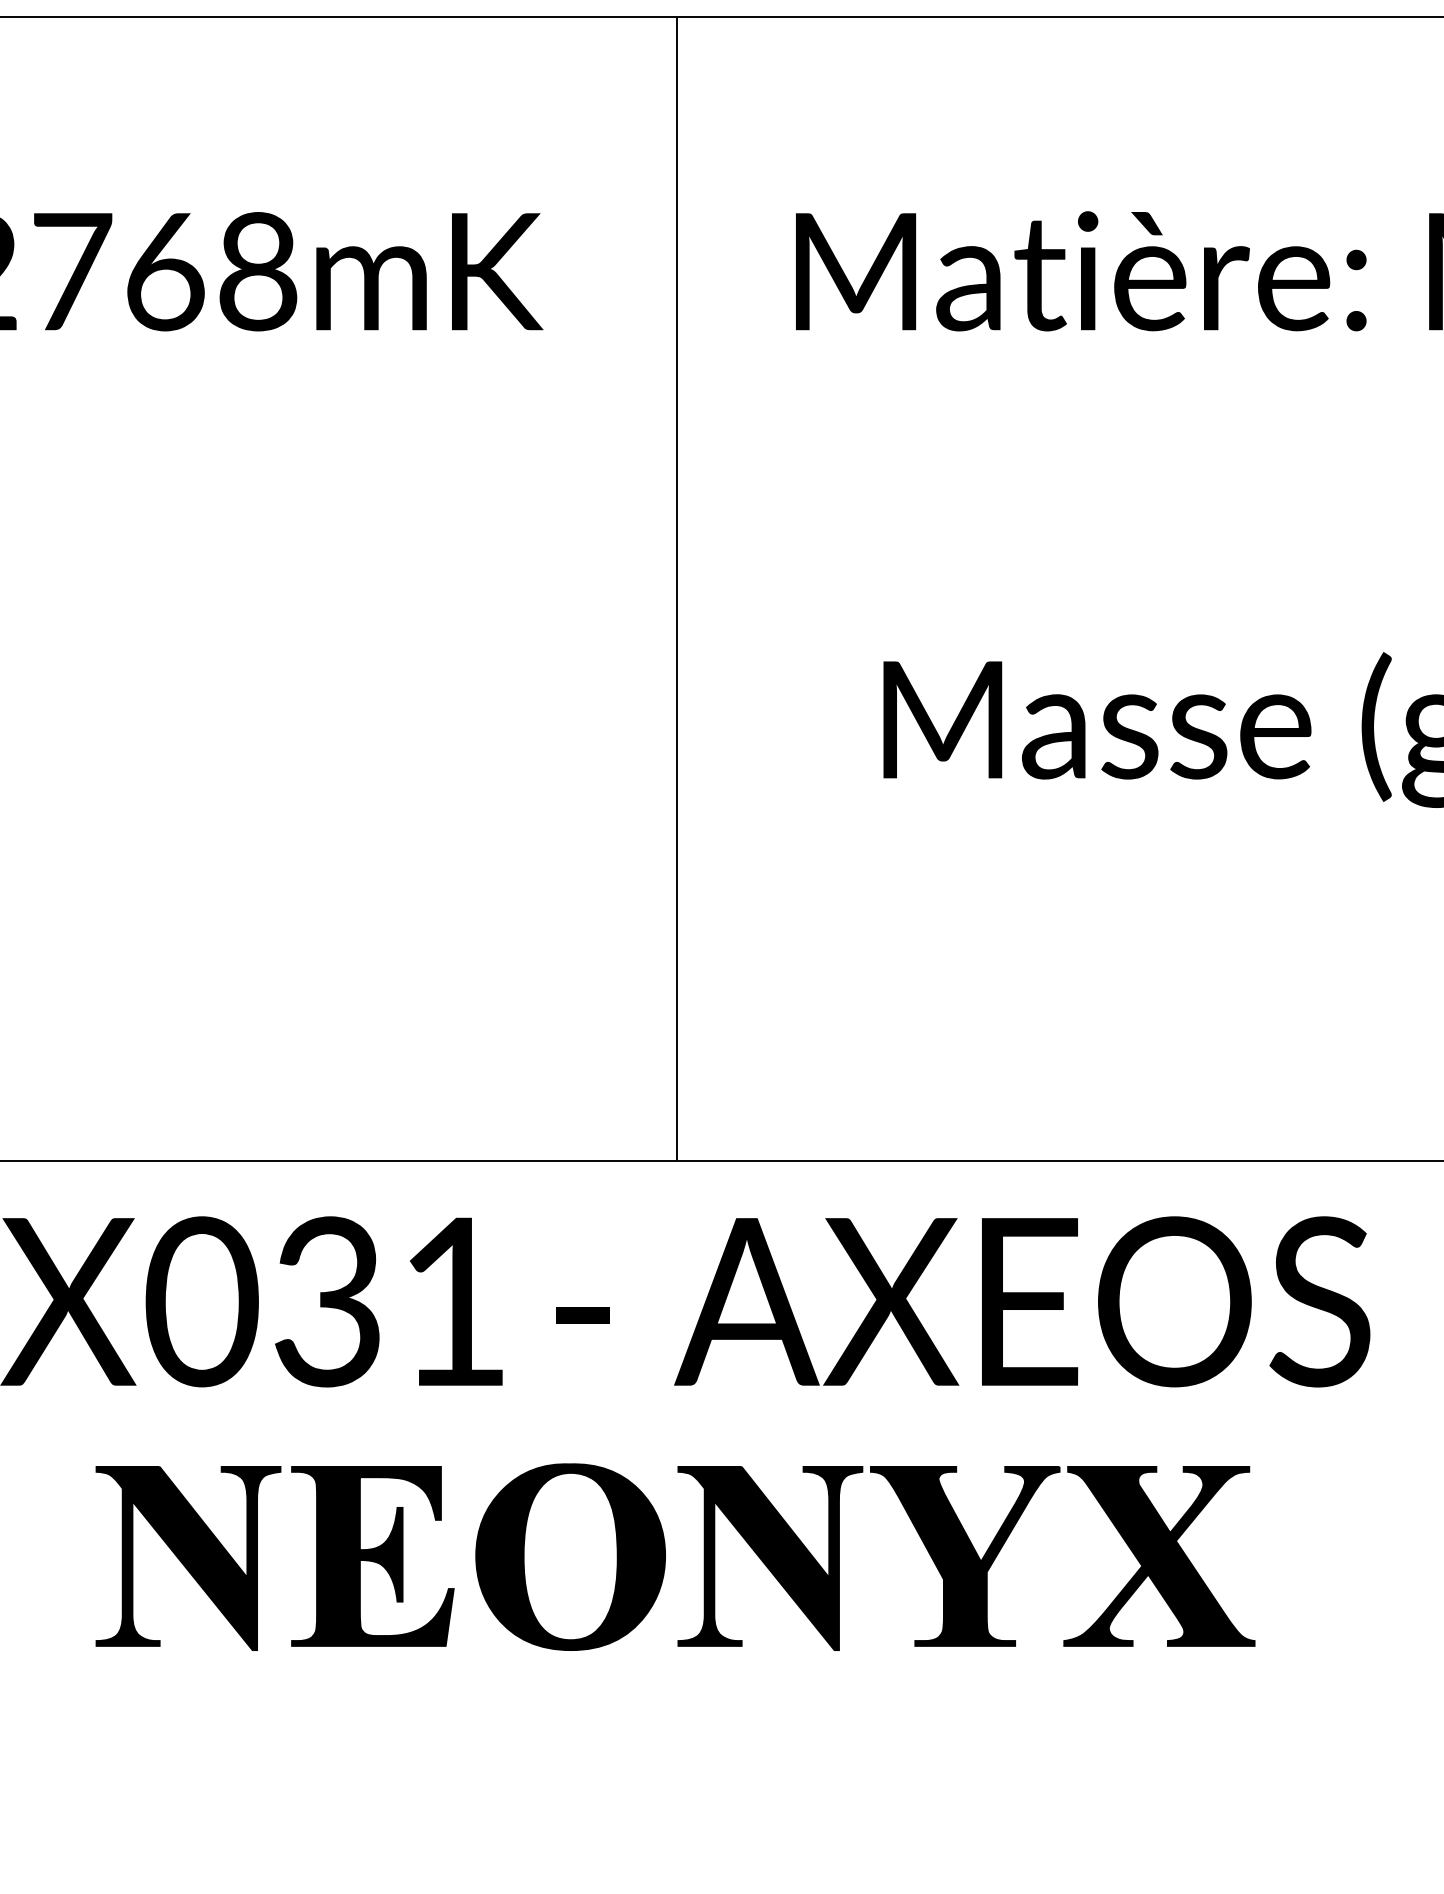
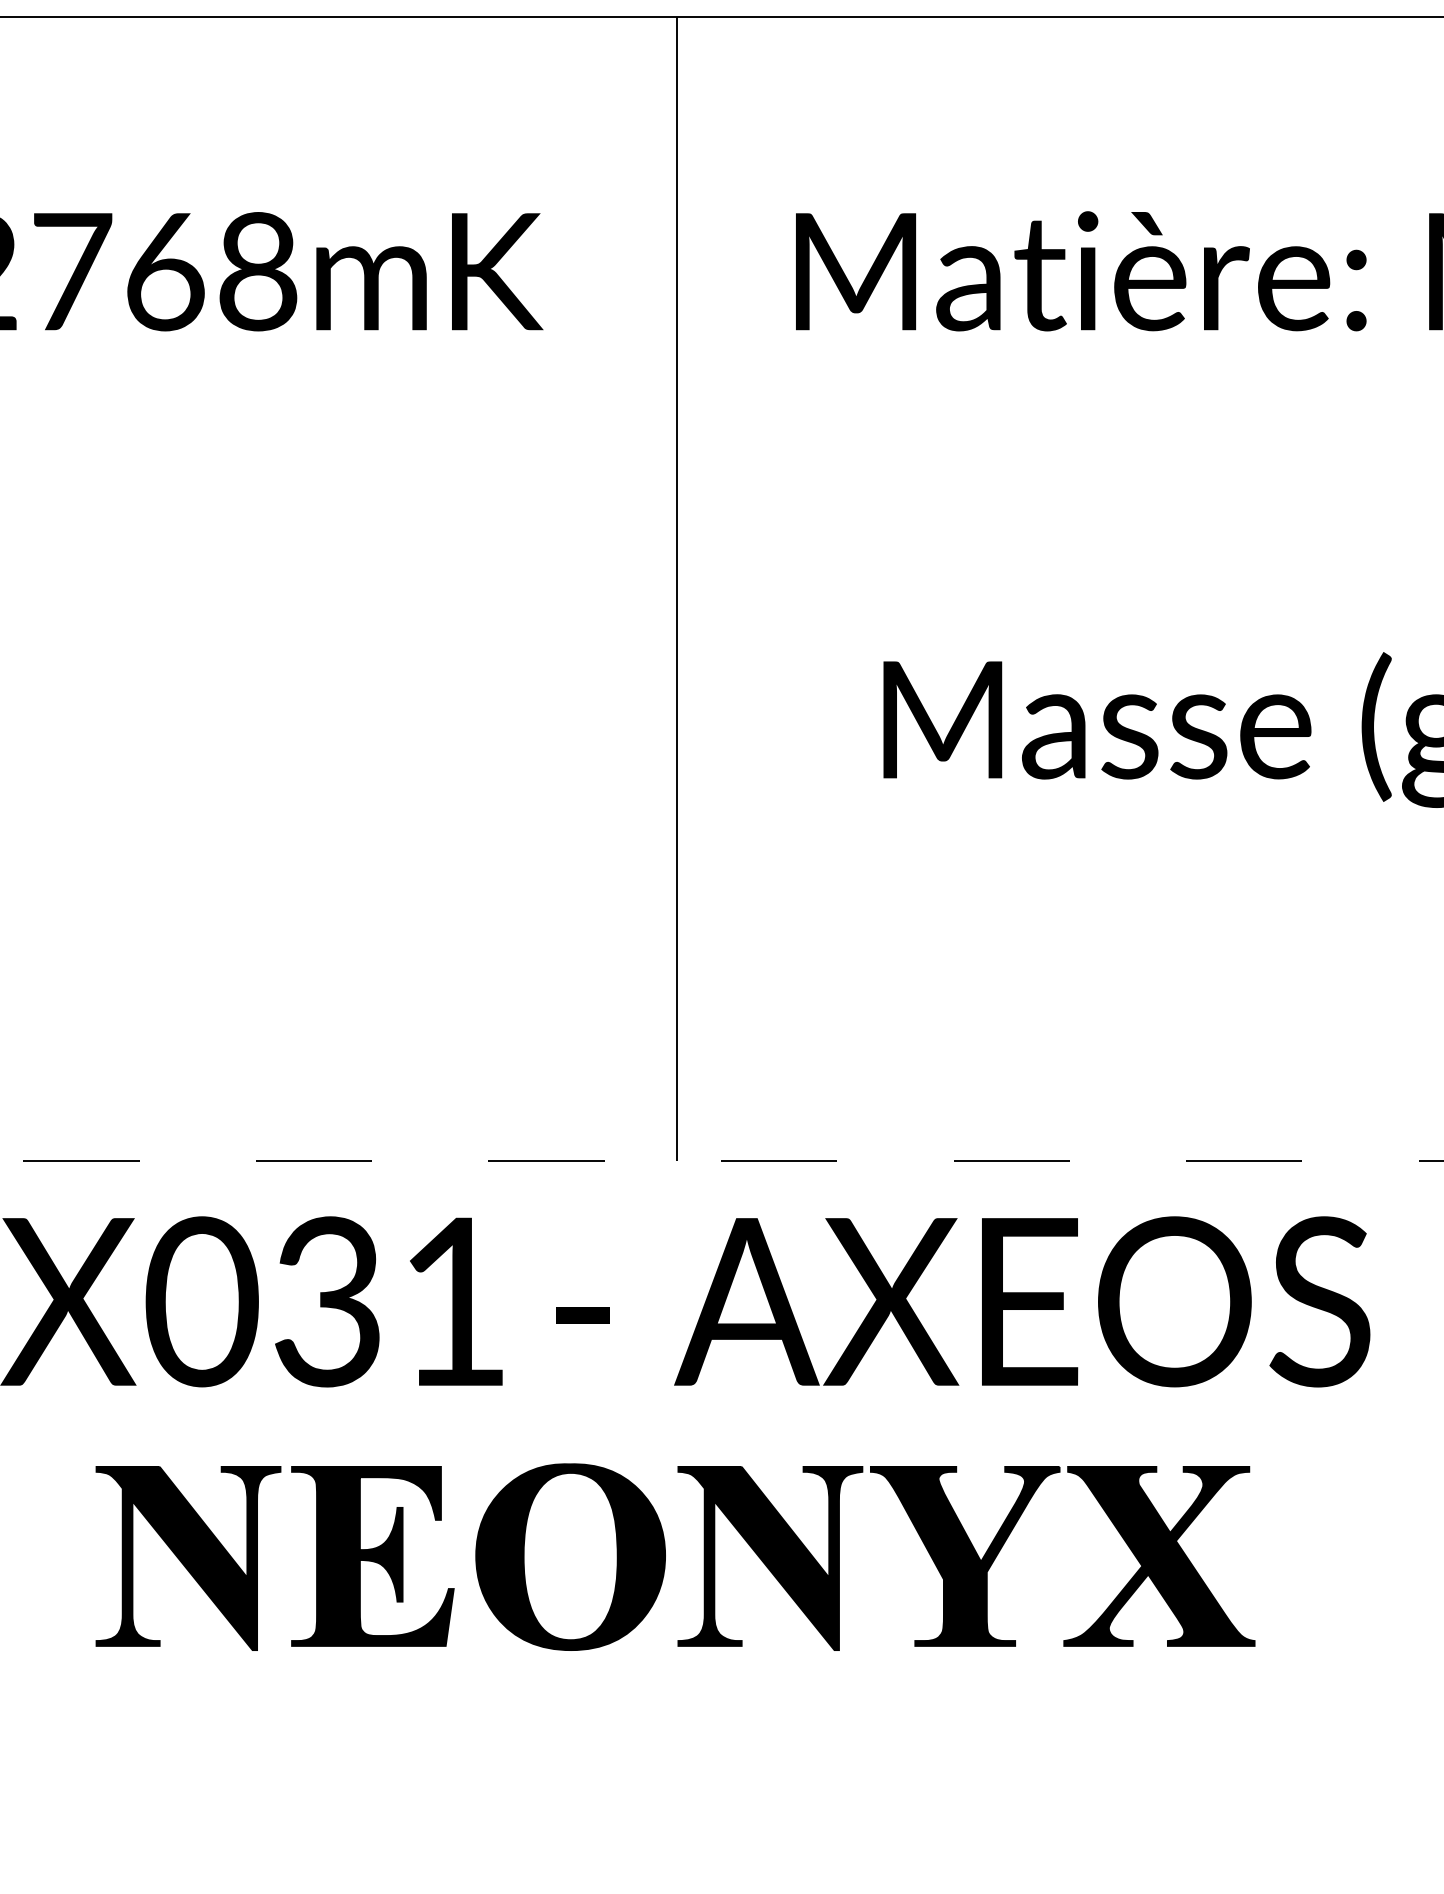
line: solid -> dashed (721, 1161)
